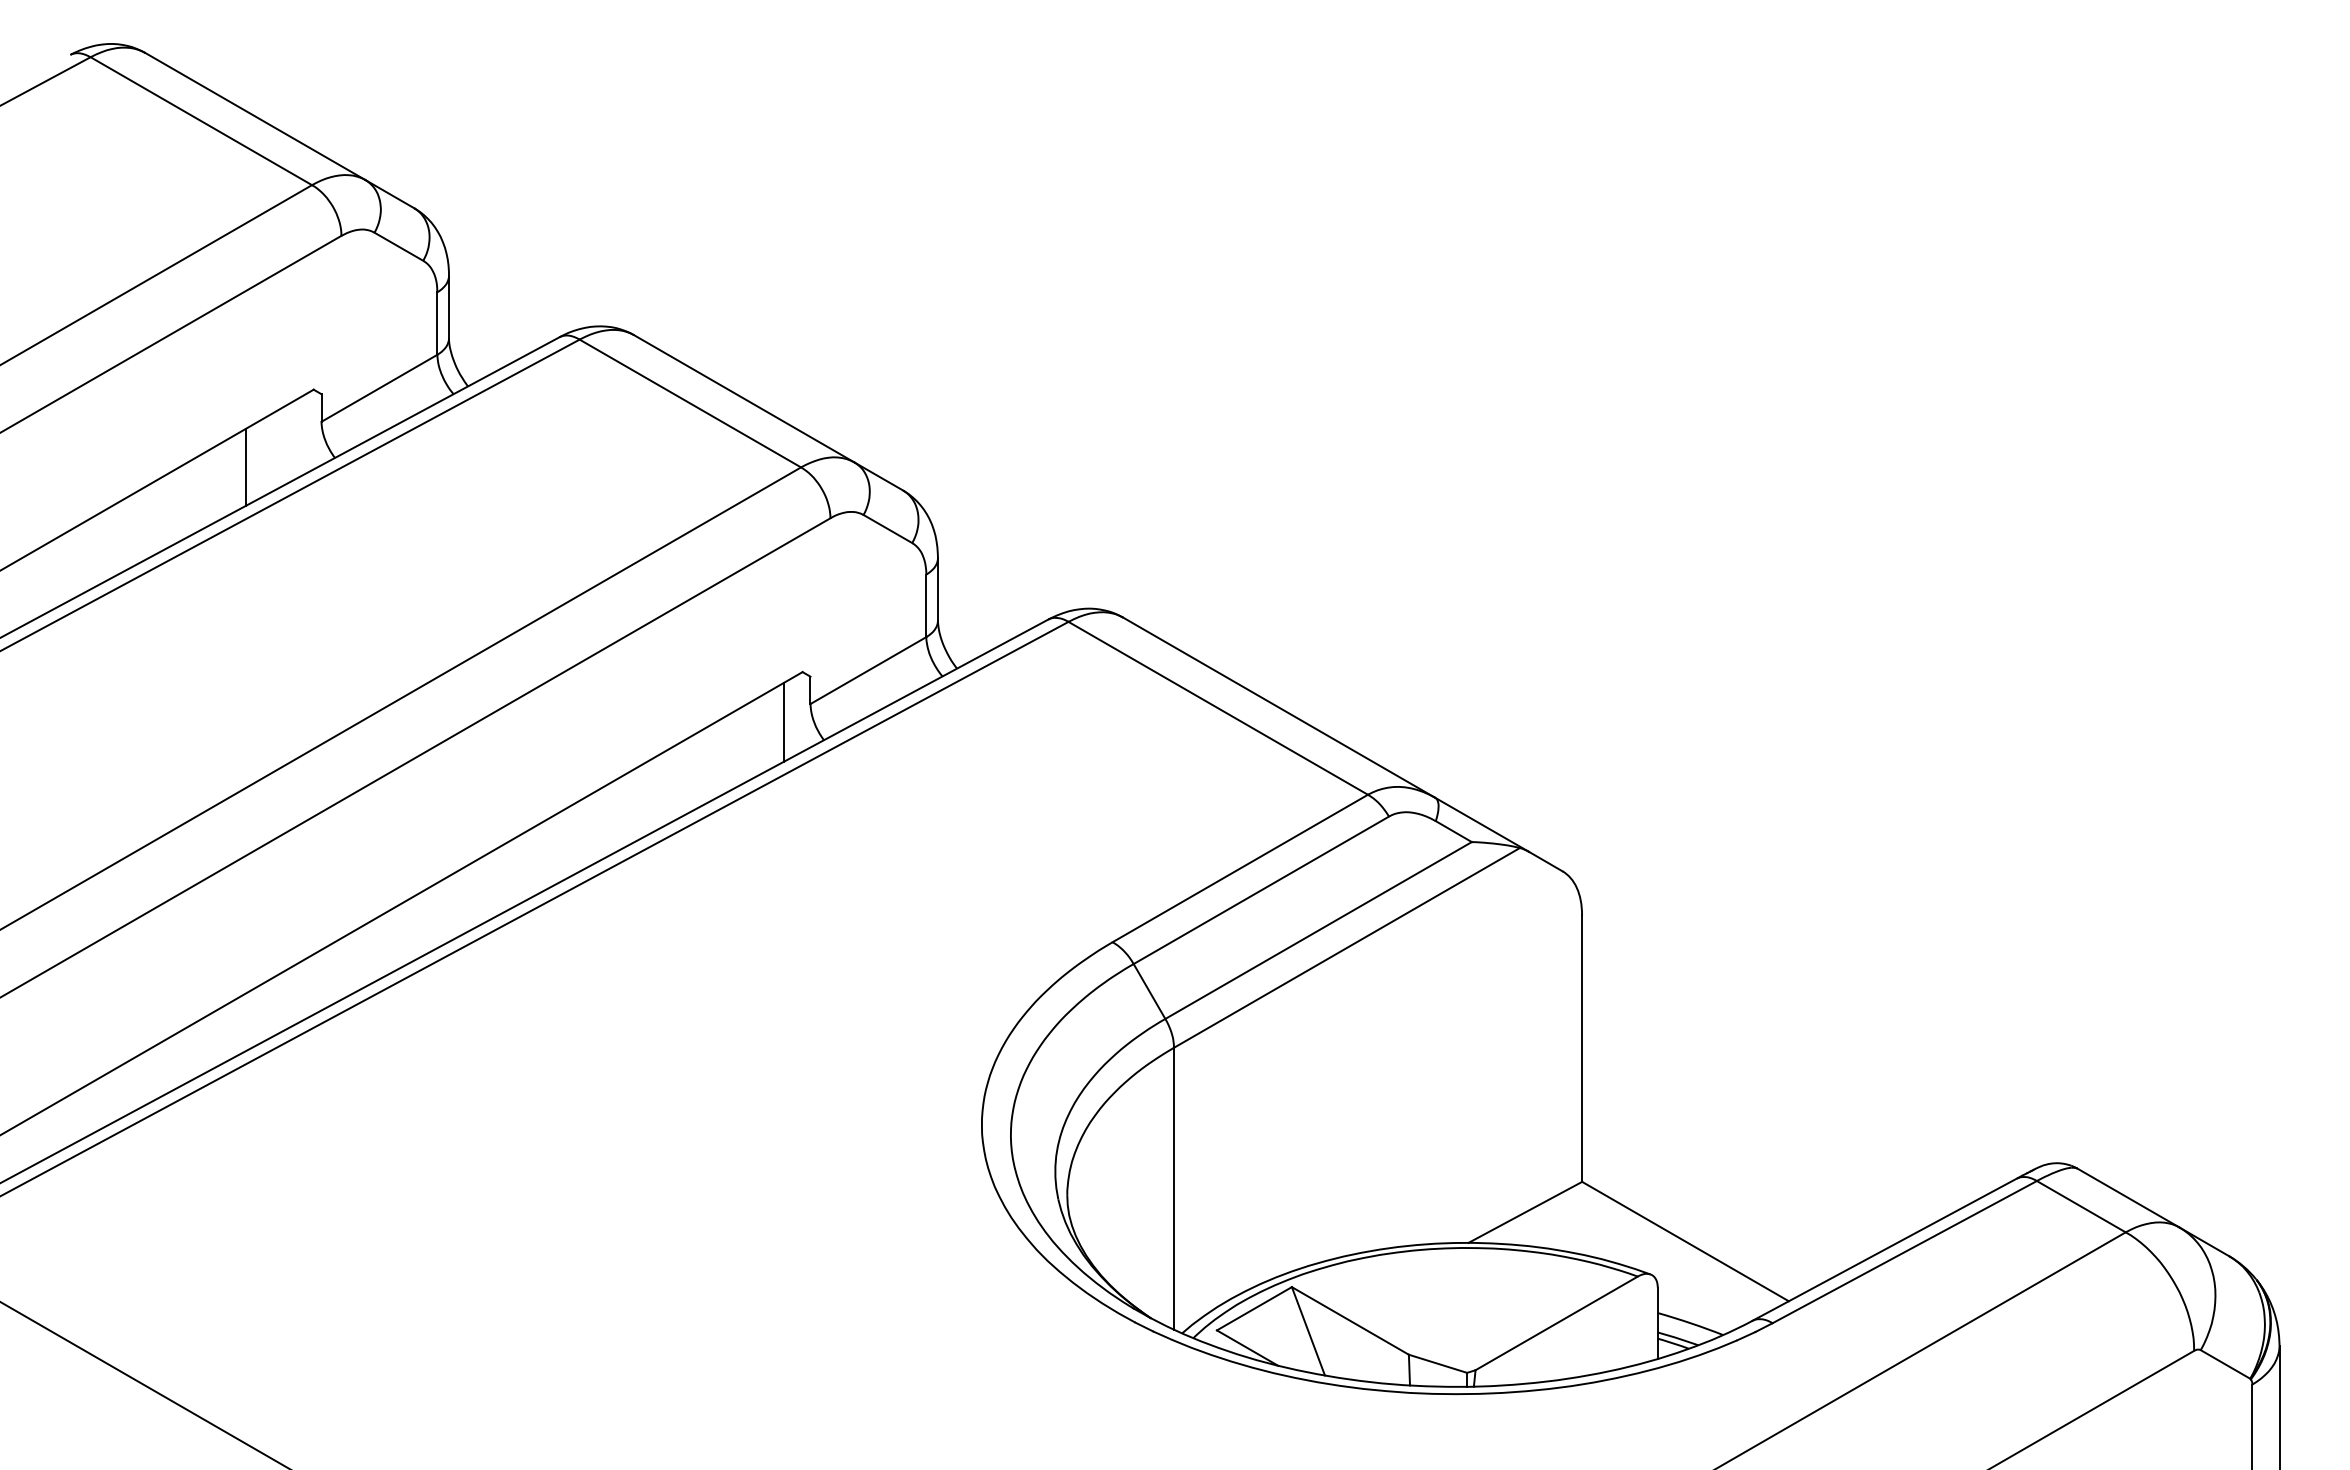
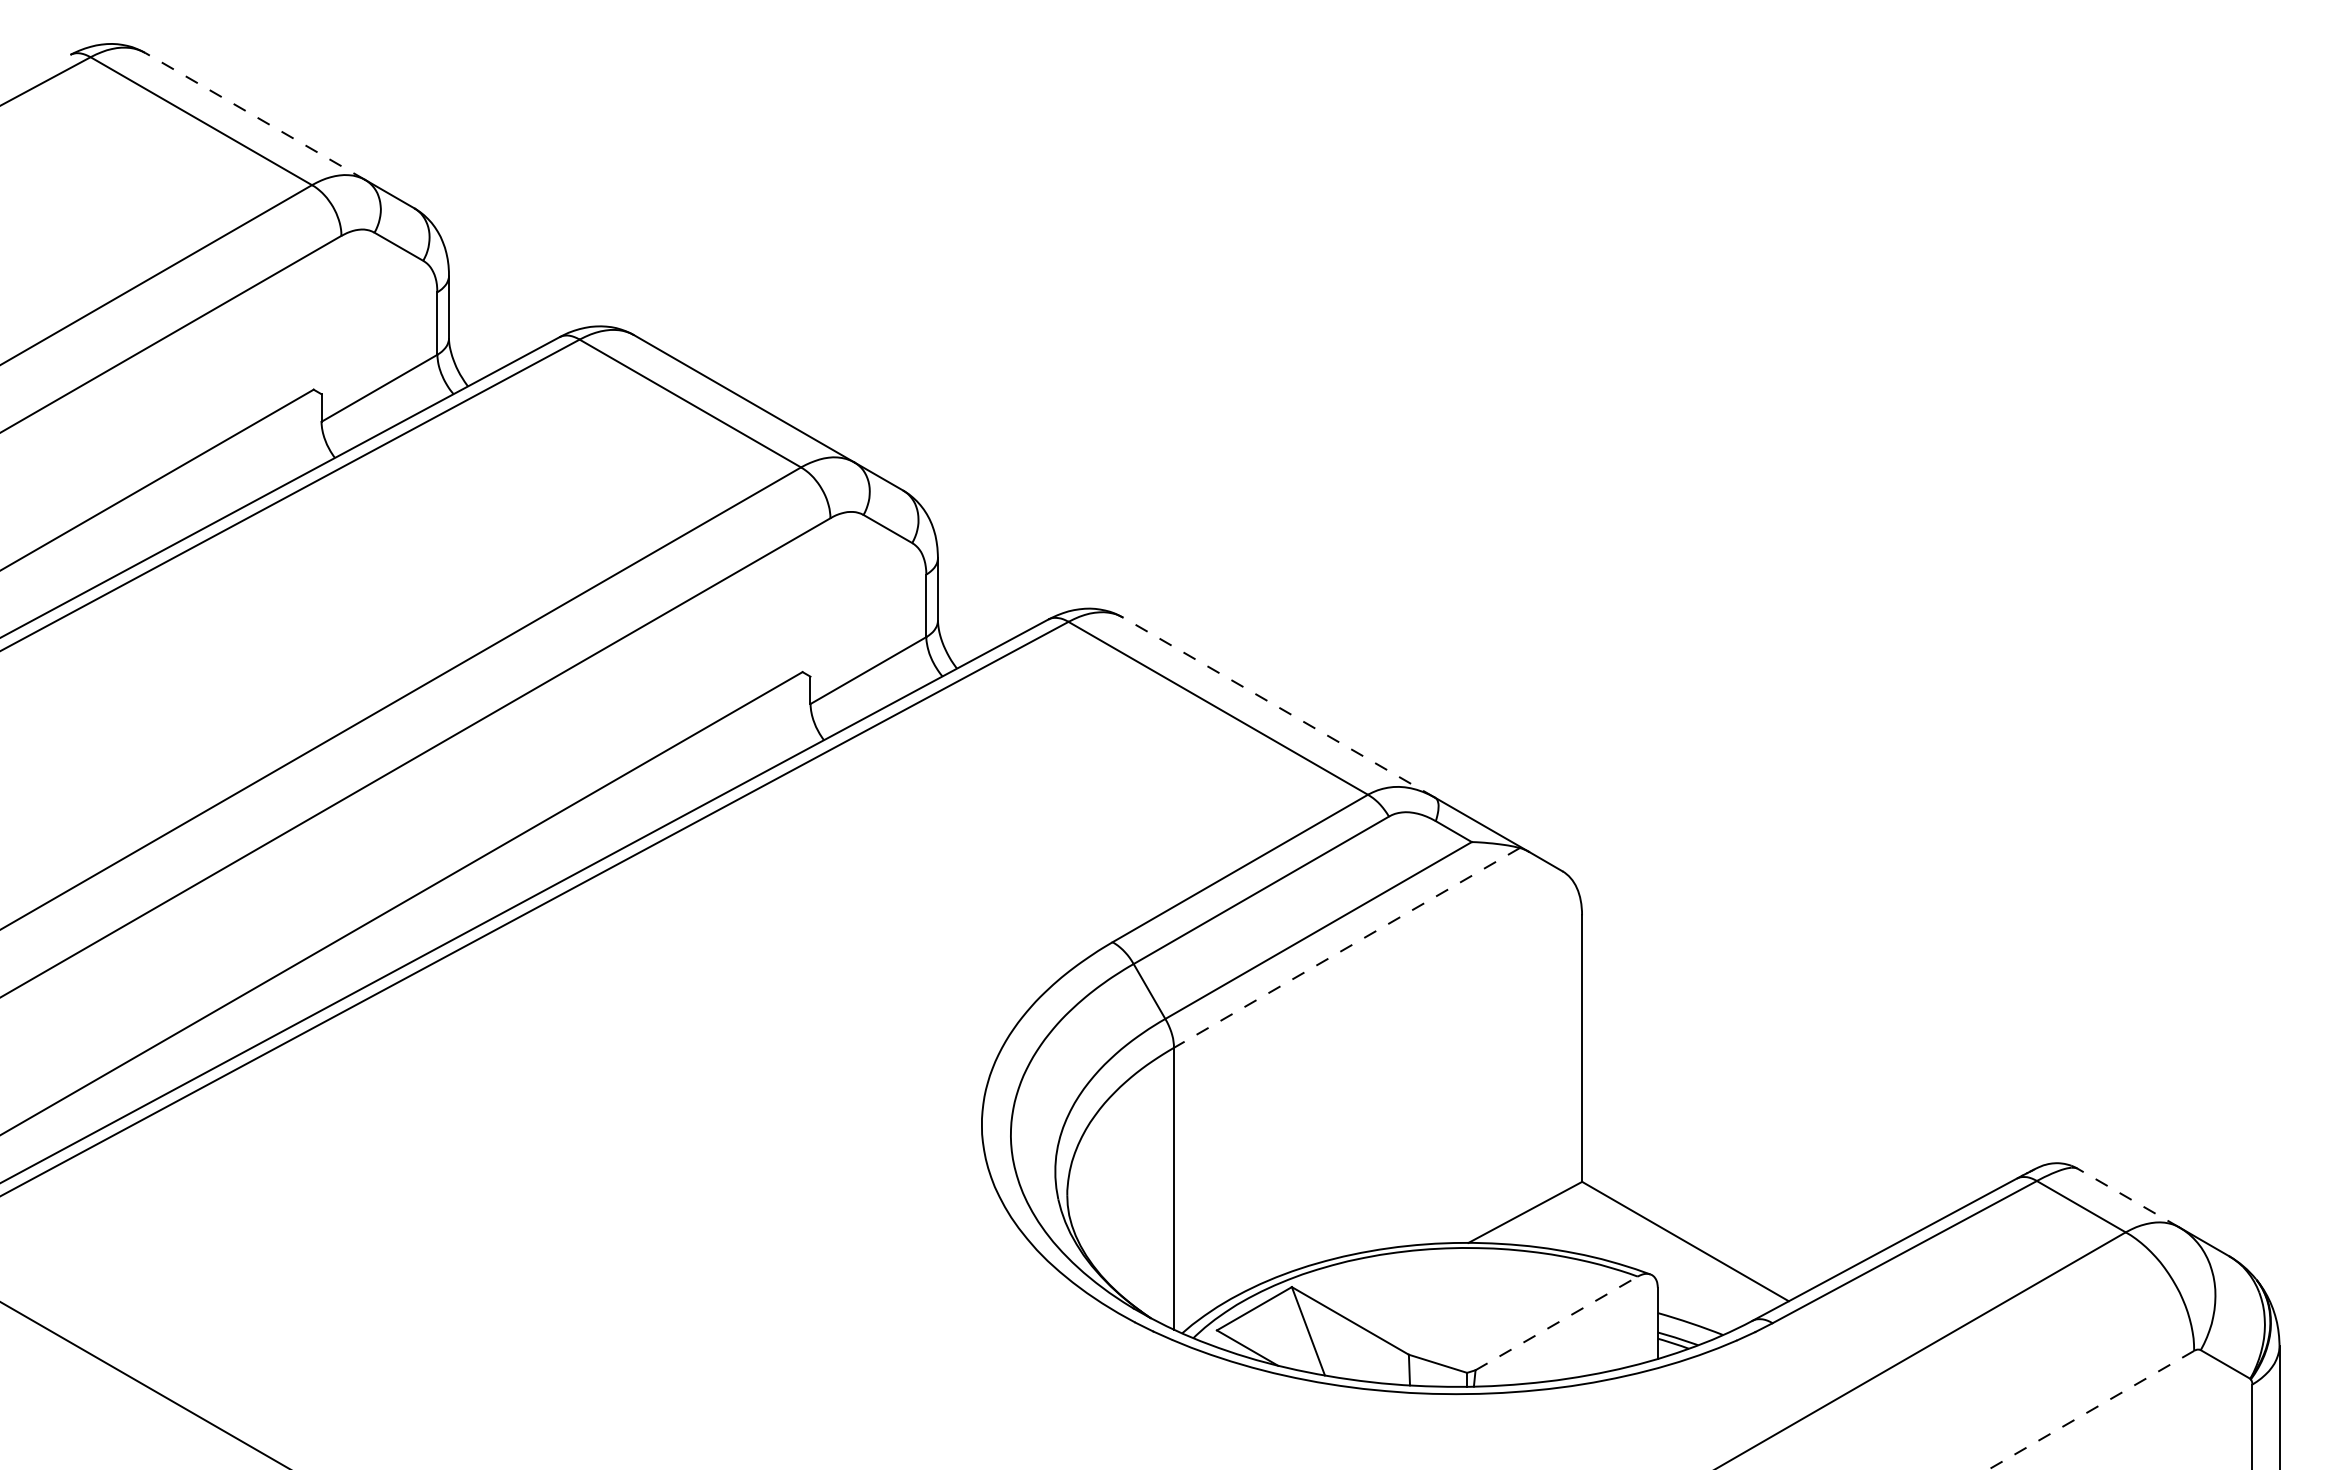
line: solid -> dashed (254, 116)
line: present -> none (245, 466)
line: solid -> dashed (1278, 707)
line: present -> none (783, 722)
line: solid -> dashed (1346, 947)
line: solid -> dashed (2128, 1198)
line: solid -> dashed (1556, 1323)
line: solid -> dashed (2091, 1410)
